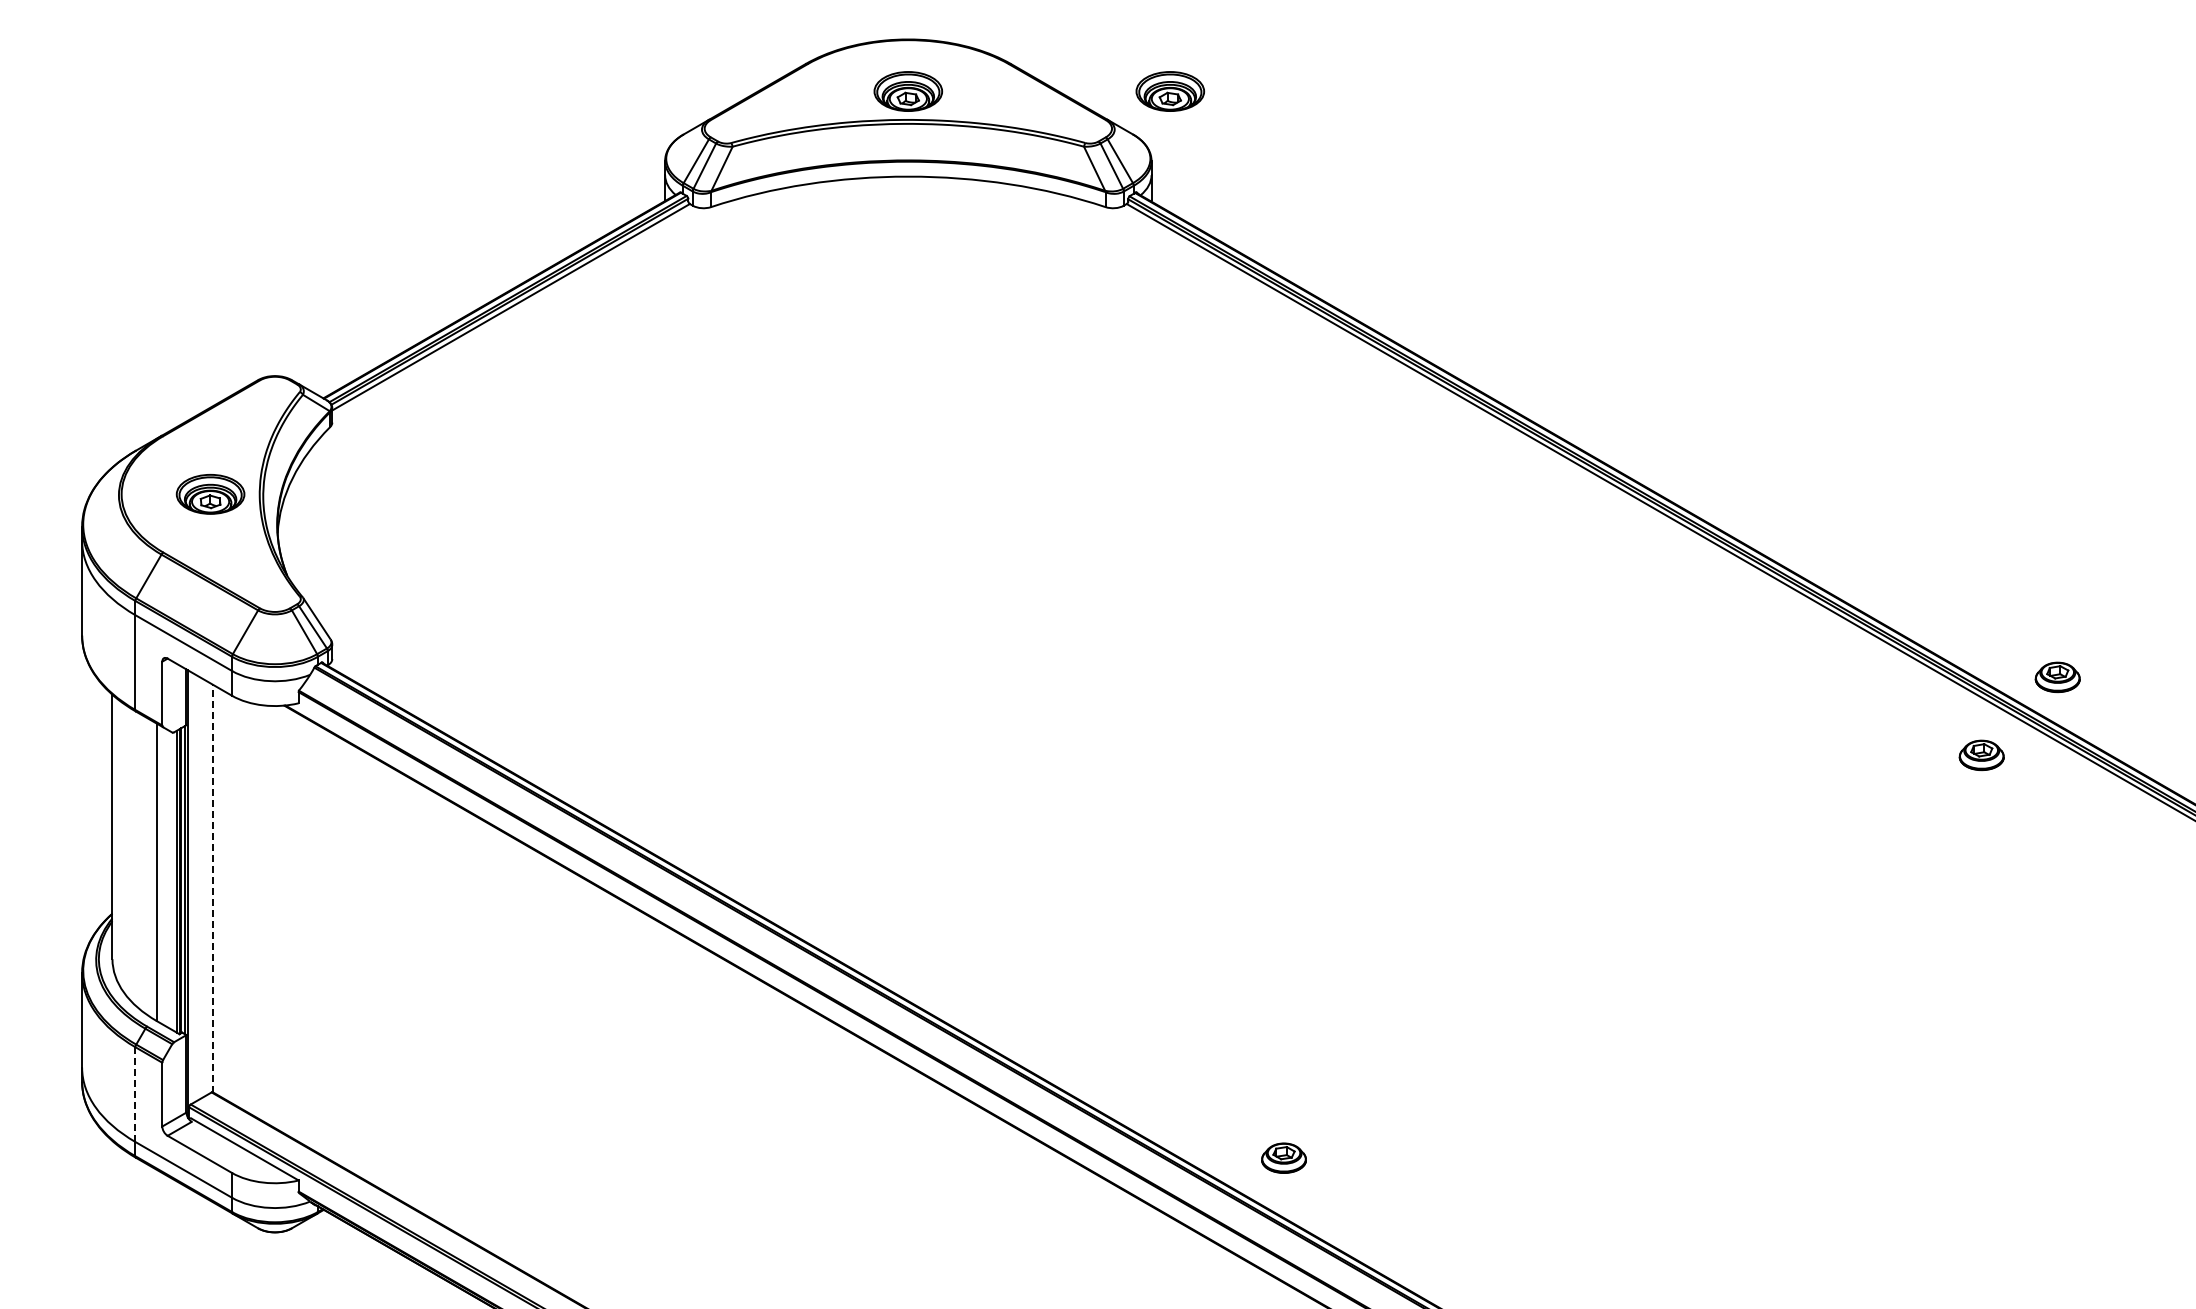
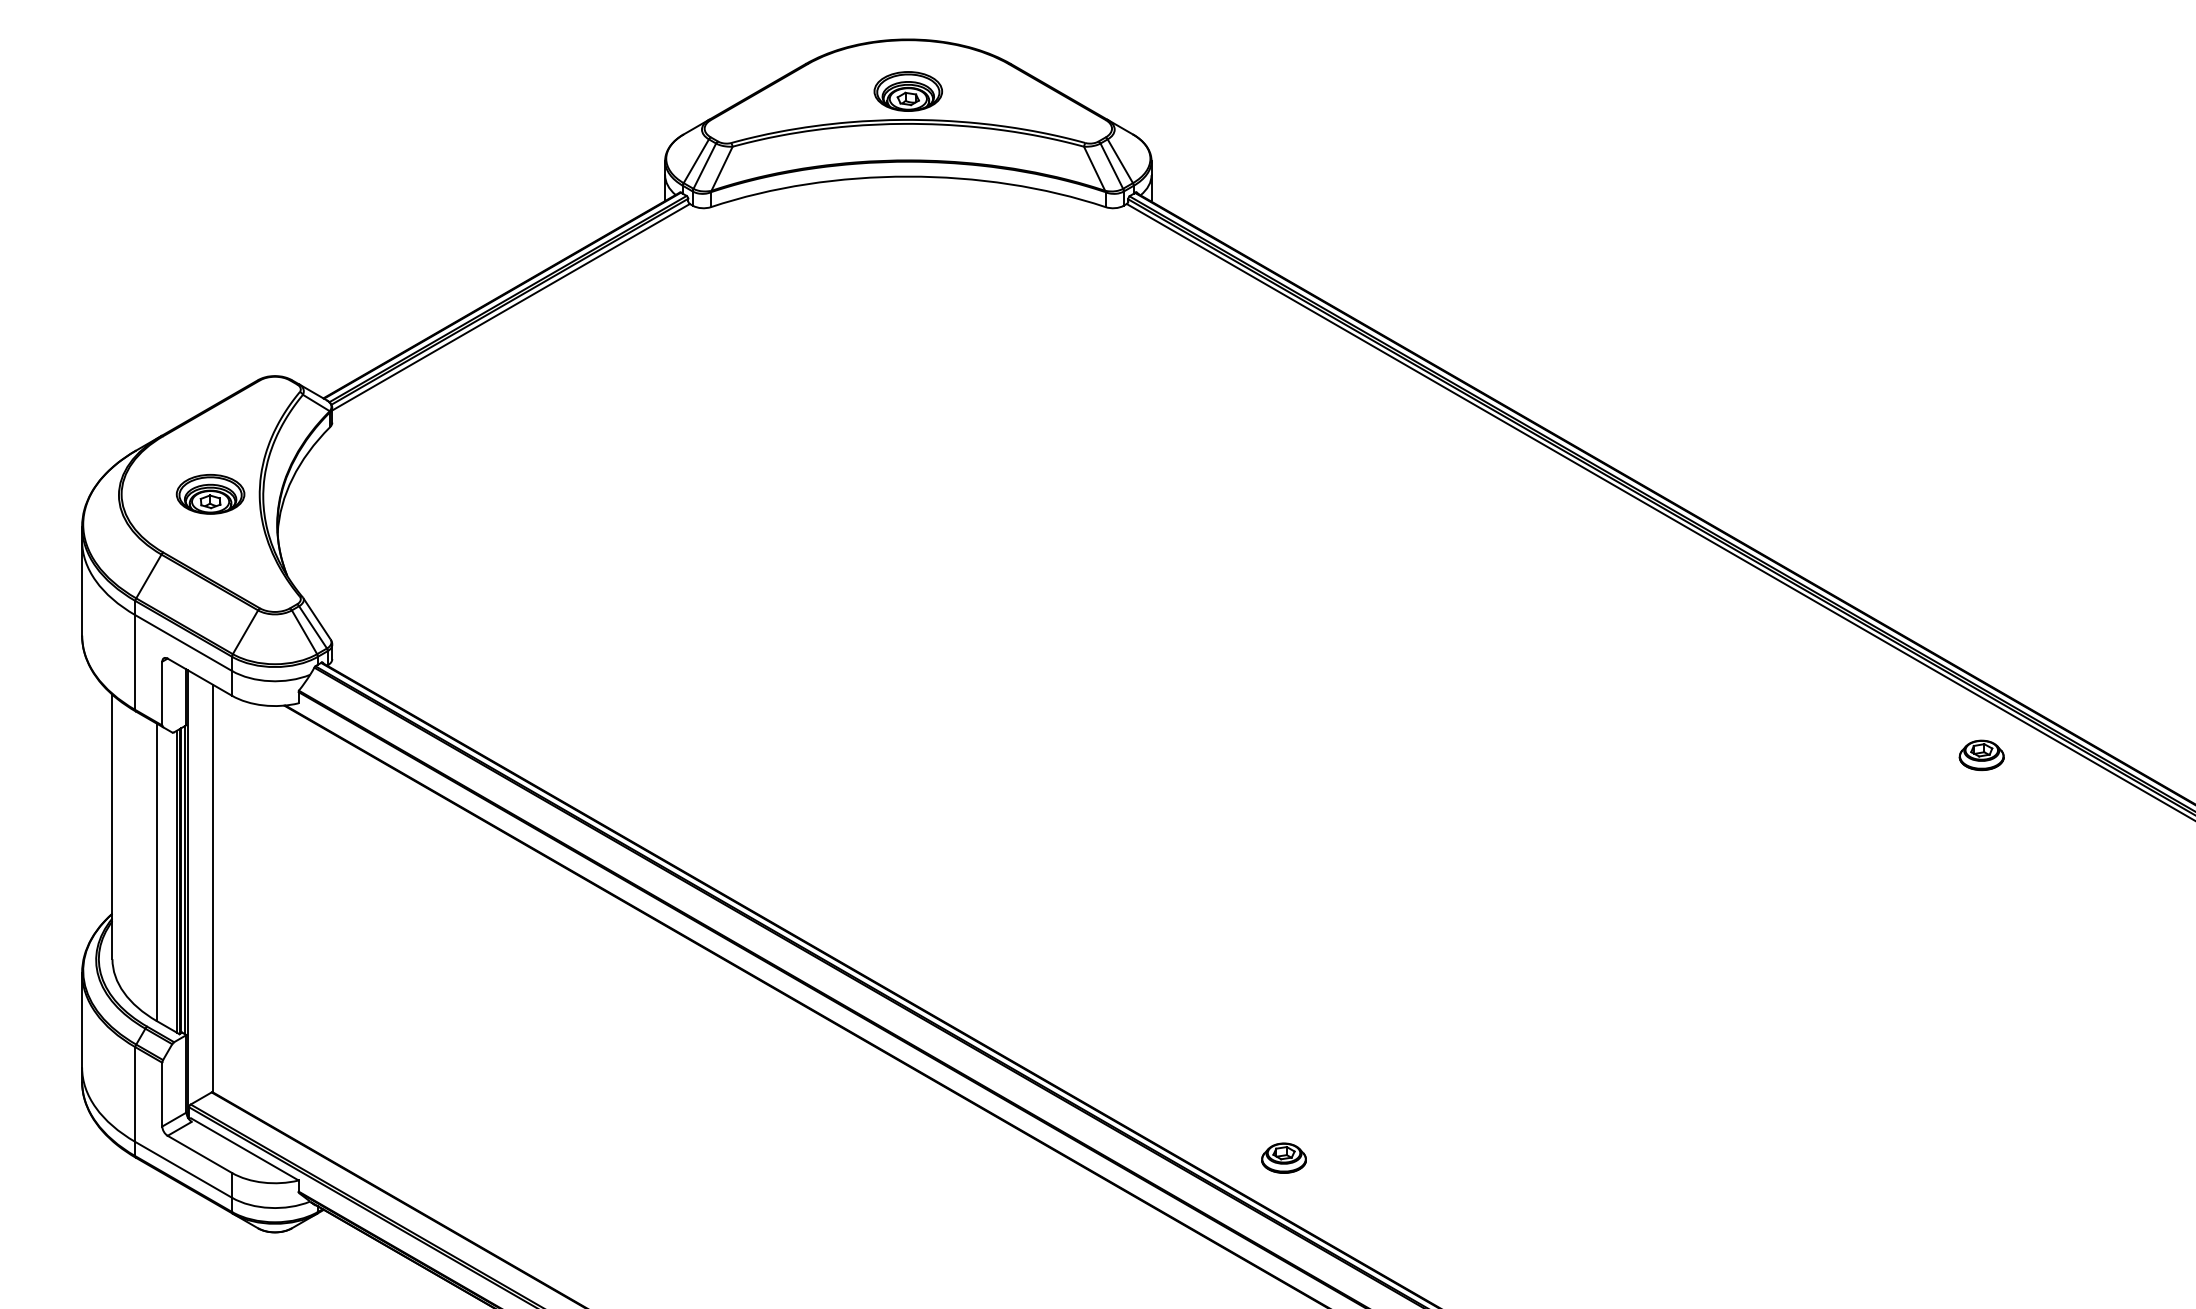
part: present -> none (1170, 91)
part: present -> none (2057, 677)
line: dashed -> solid (213, 888)
line: dashed -> solid (135, 1095)
